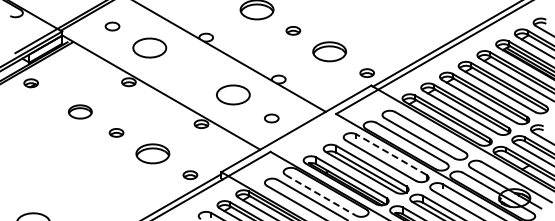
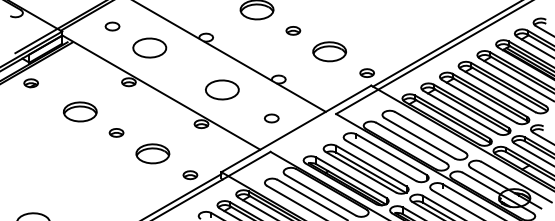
part position: (233, 94) -> (222, 89) (222, 89)
part size: 25x16 px -> 35x22 px (80, 111)
line: dashed -> solid (391, 154)
line: dashed -> solid (320, 195)
